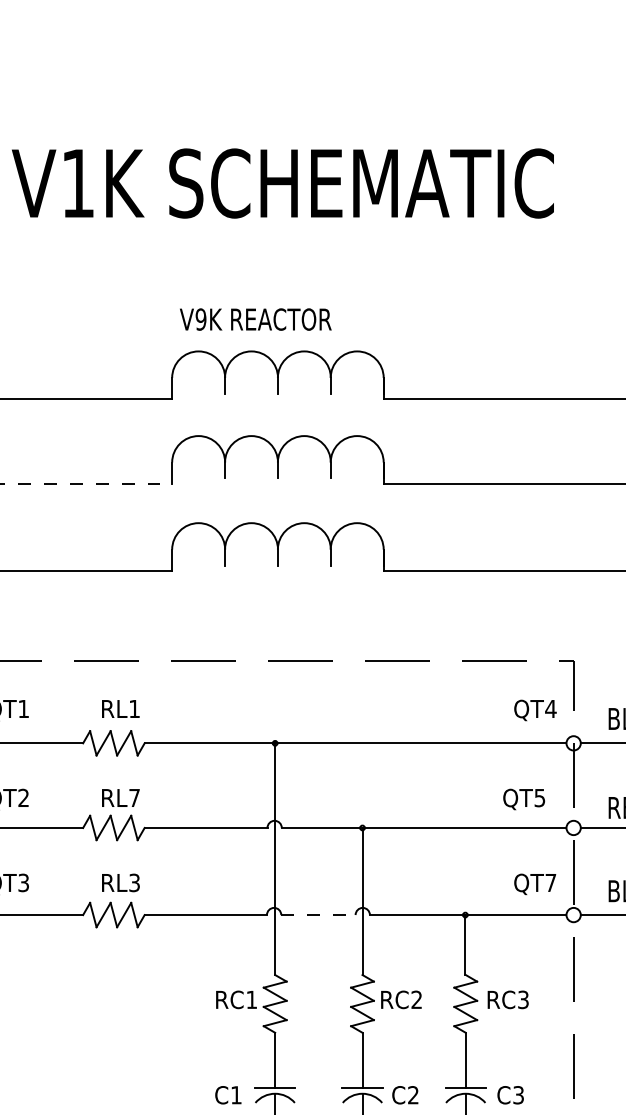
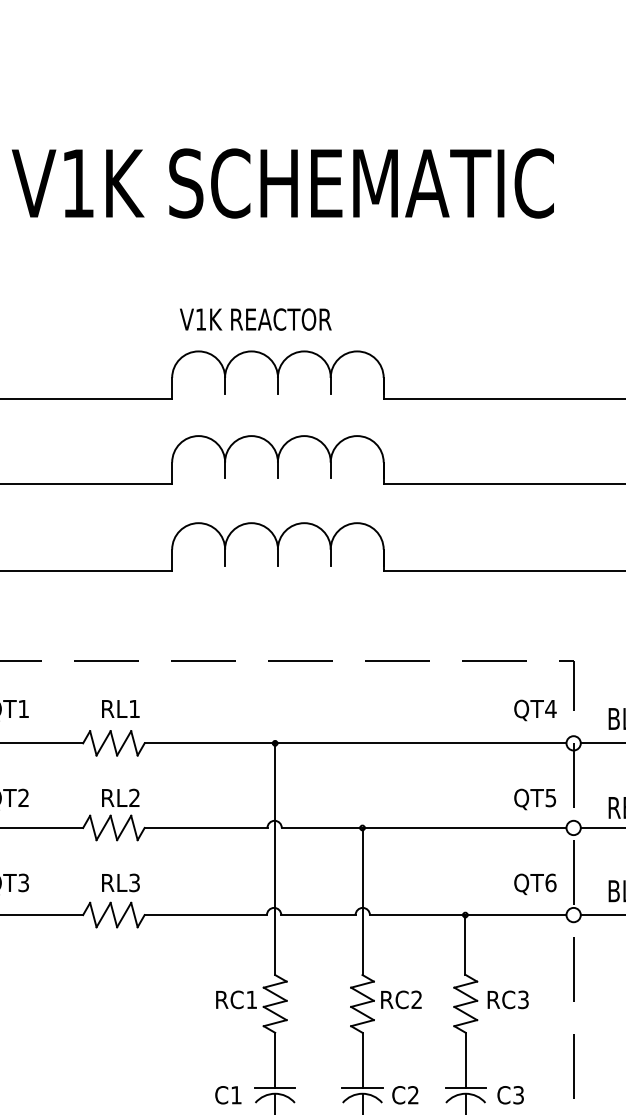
text: V9K -> V1K (200, 319)
line: dashed -> solid (86, 483)
text: RL7 -> RL2 (134, 797)
text position: (524, 799) -> (535, 799) (535, 799)
text: QT7 -> QT6 (550, 882)
line: dashed -> solid (319, 915)
